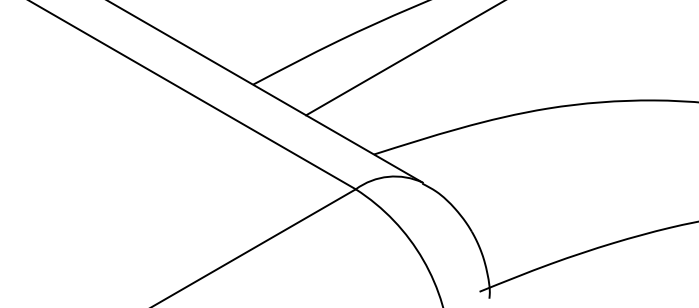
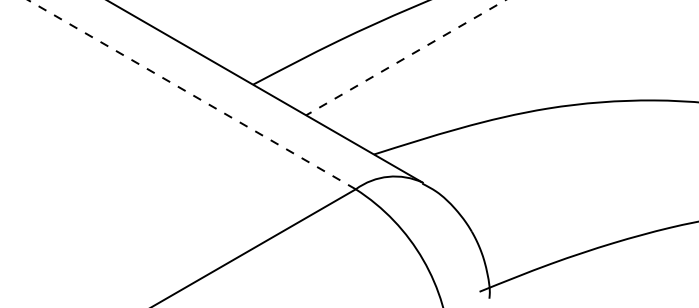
line: solid -> dashed (405, 57)
line: solid -> dashed (192, 94)
